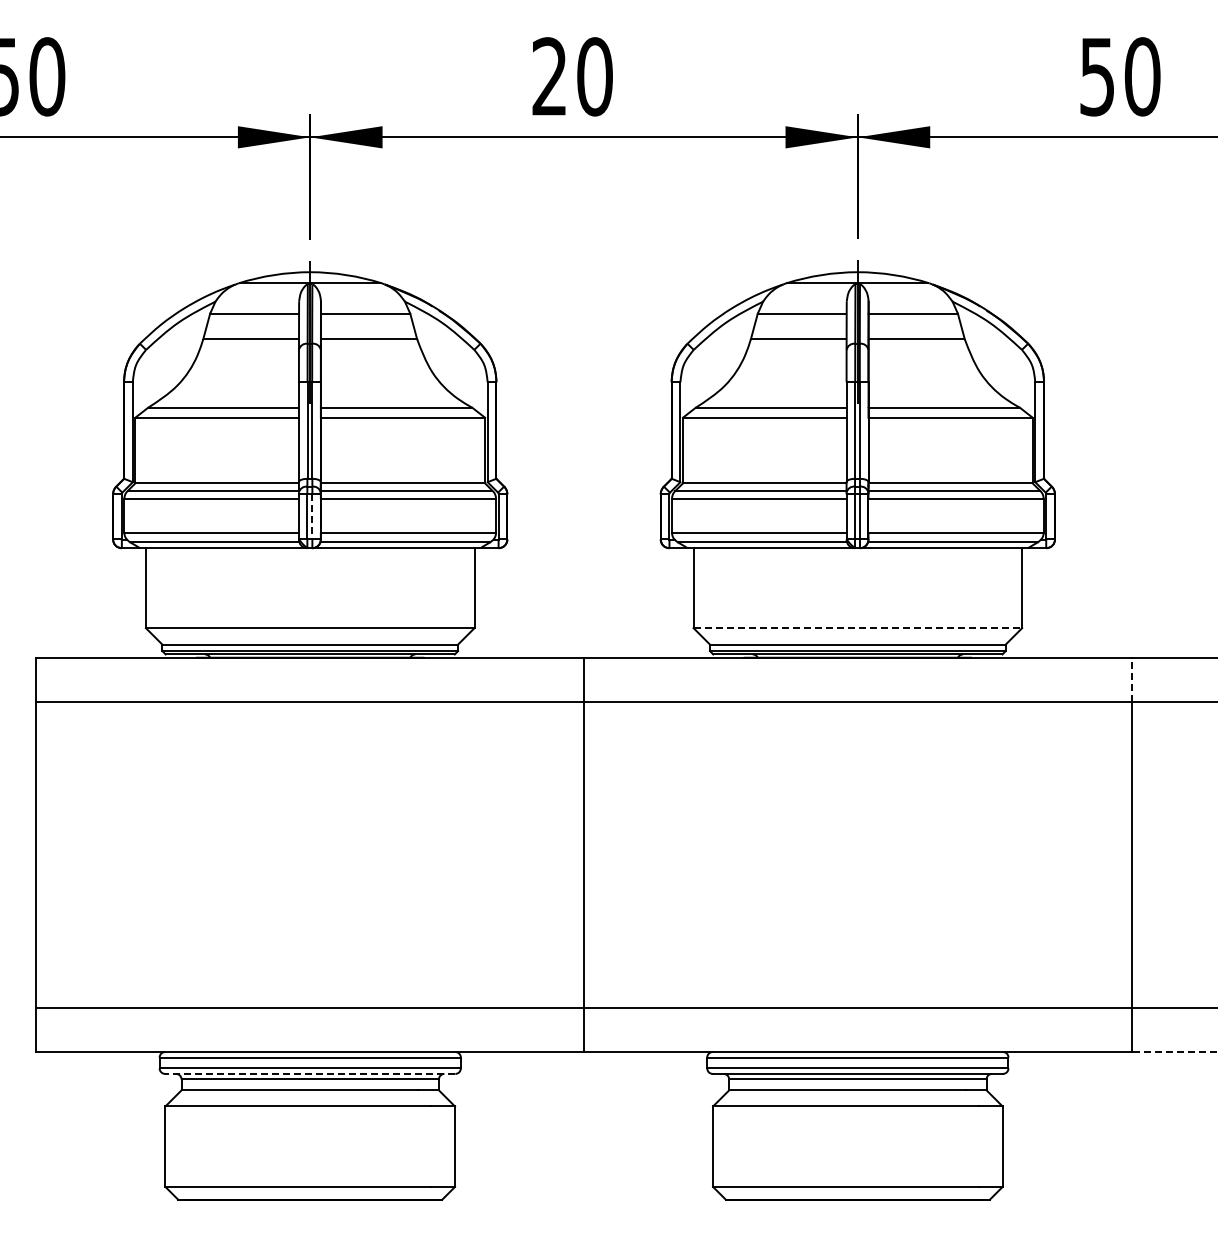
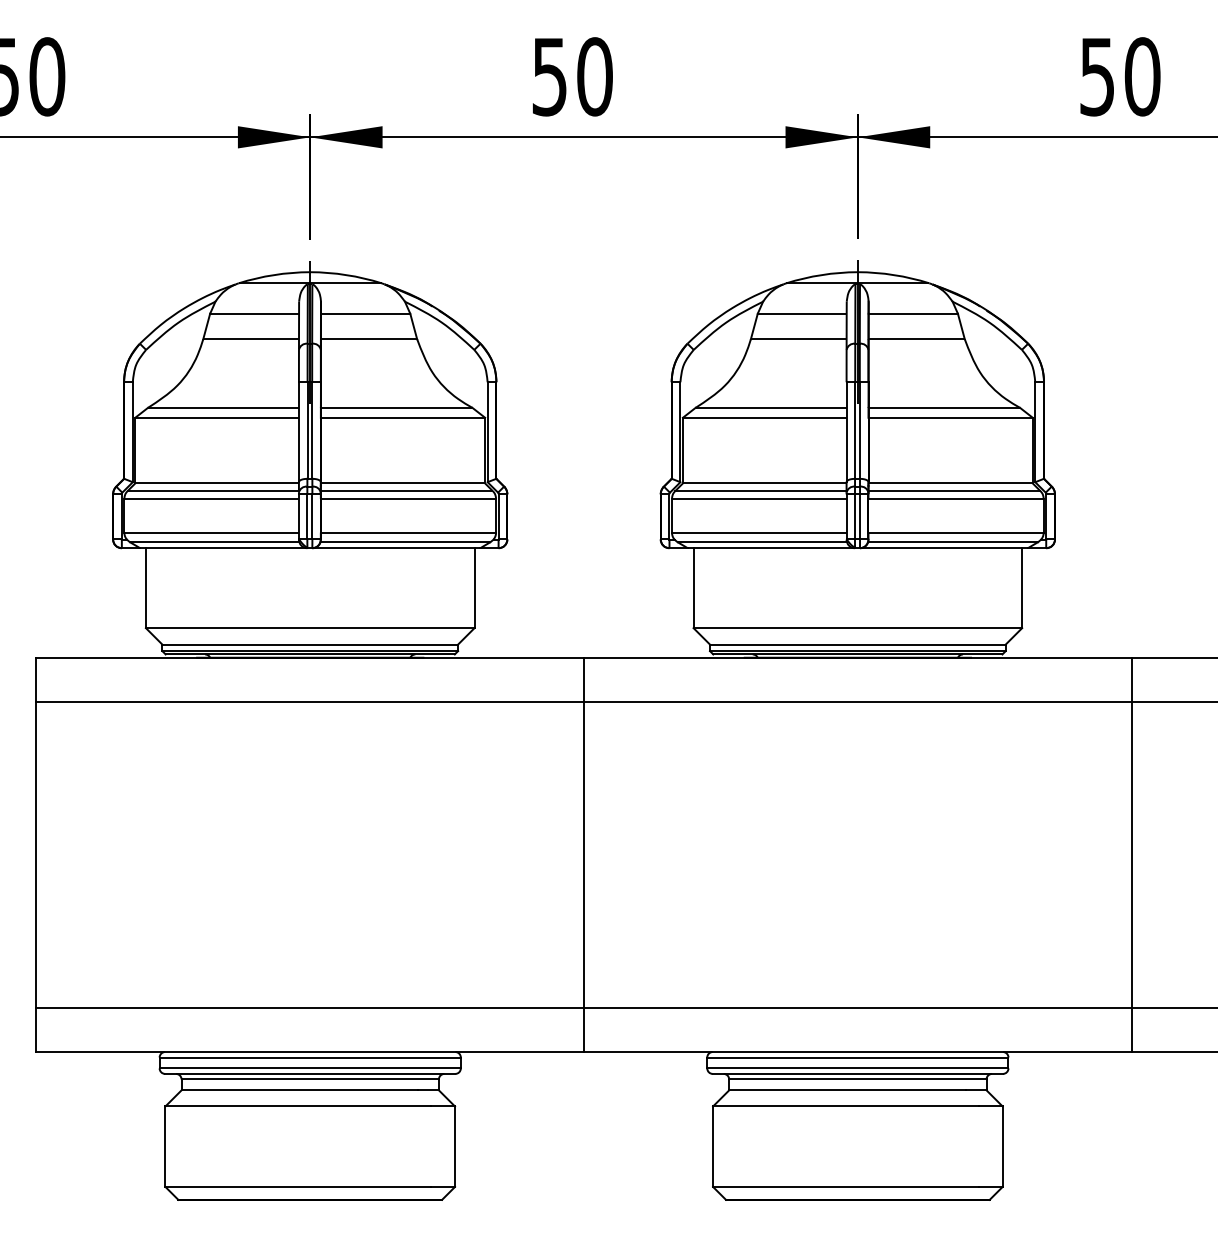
text: 20 -> 50 (549, 76)
line: dashed -> solid (312, 516)
line: dashed -> solid (858, 628)
line: dashed -> solid (1131, 679)
line: dashed -> solid (1174, 1052)
line: dashed -> solid (309, 1073)
